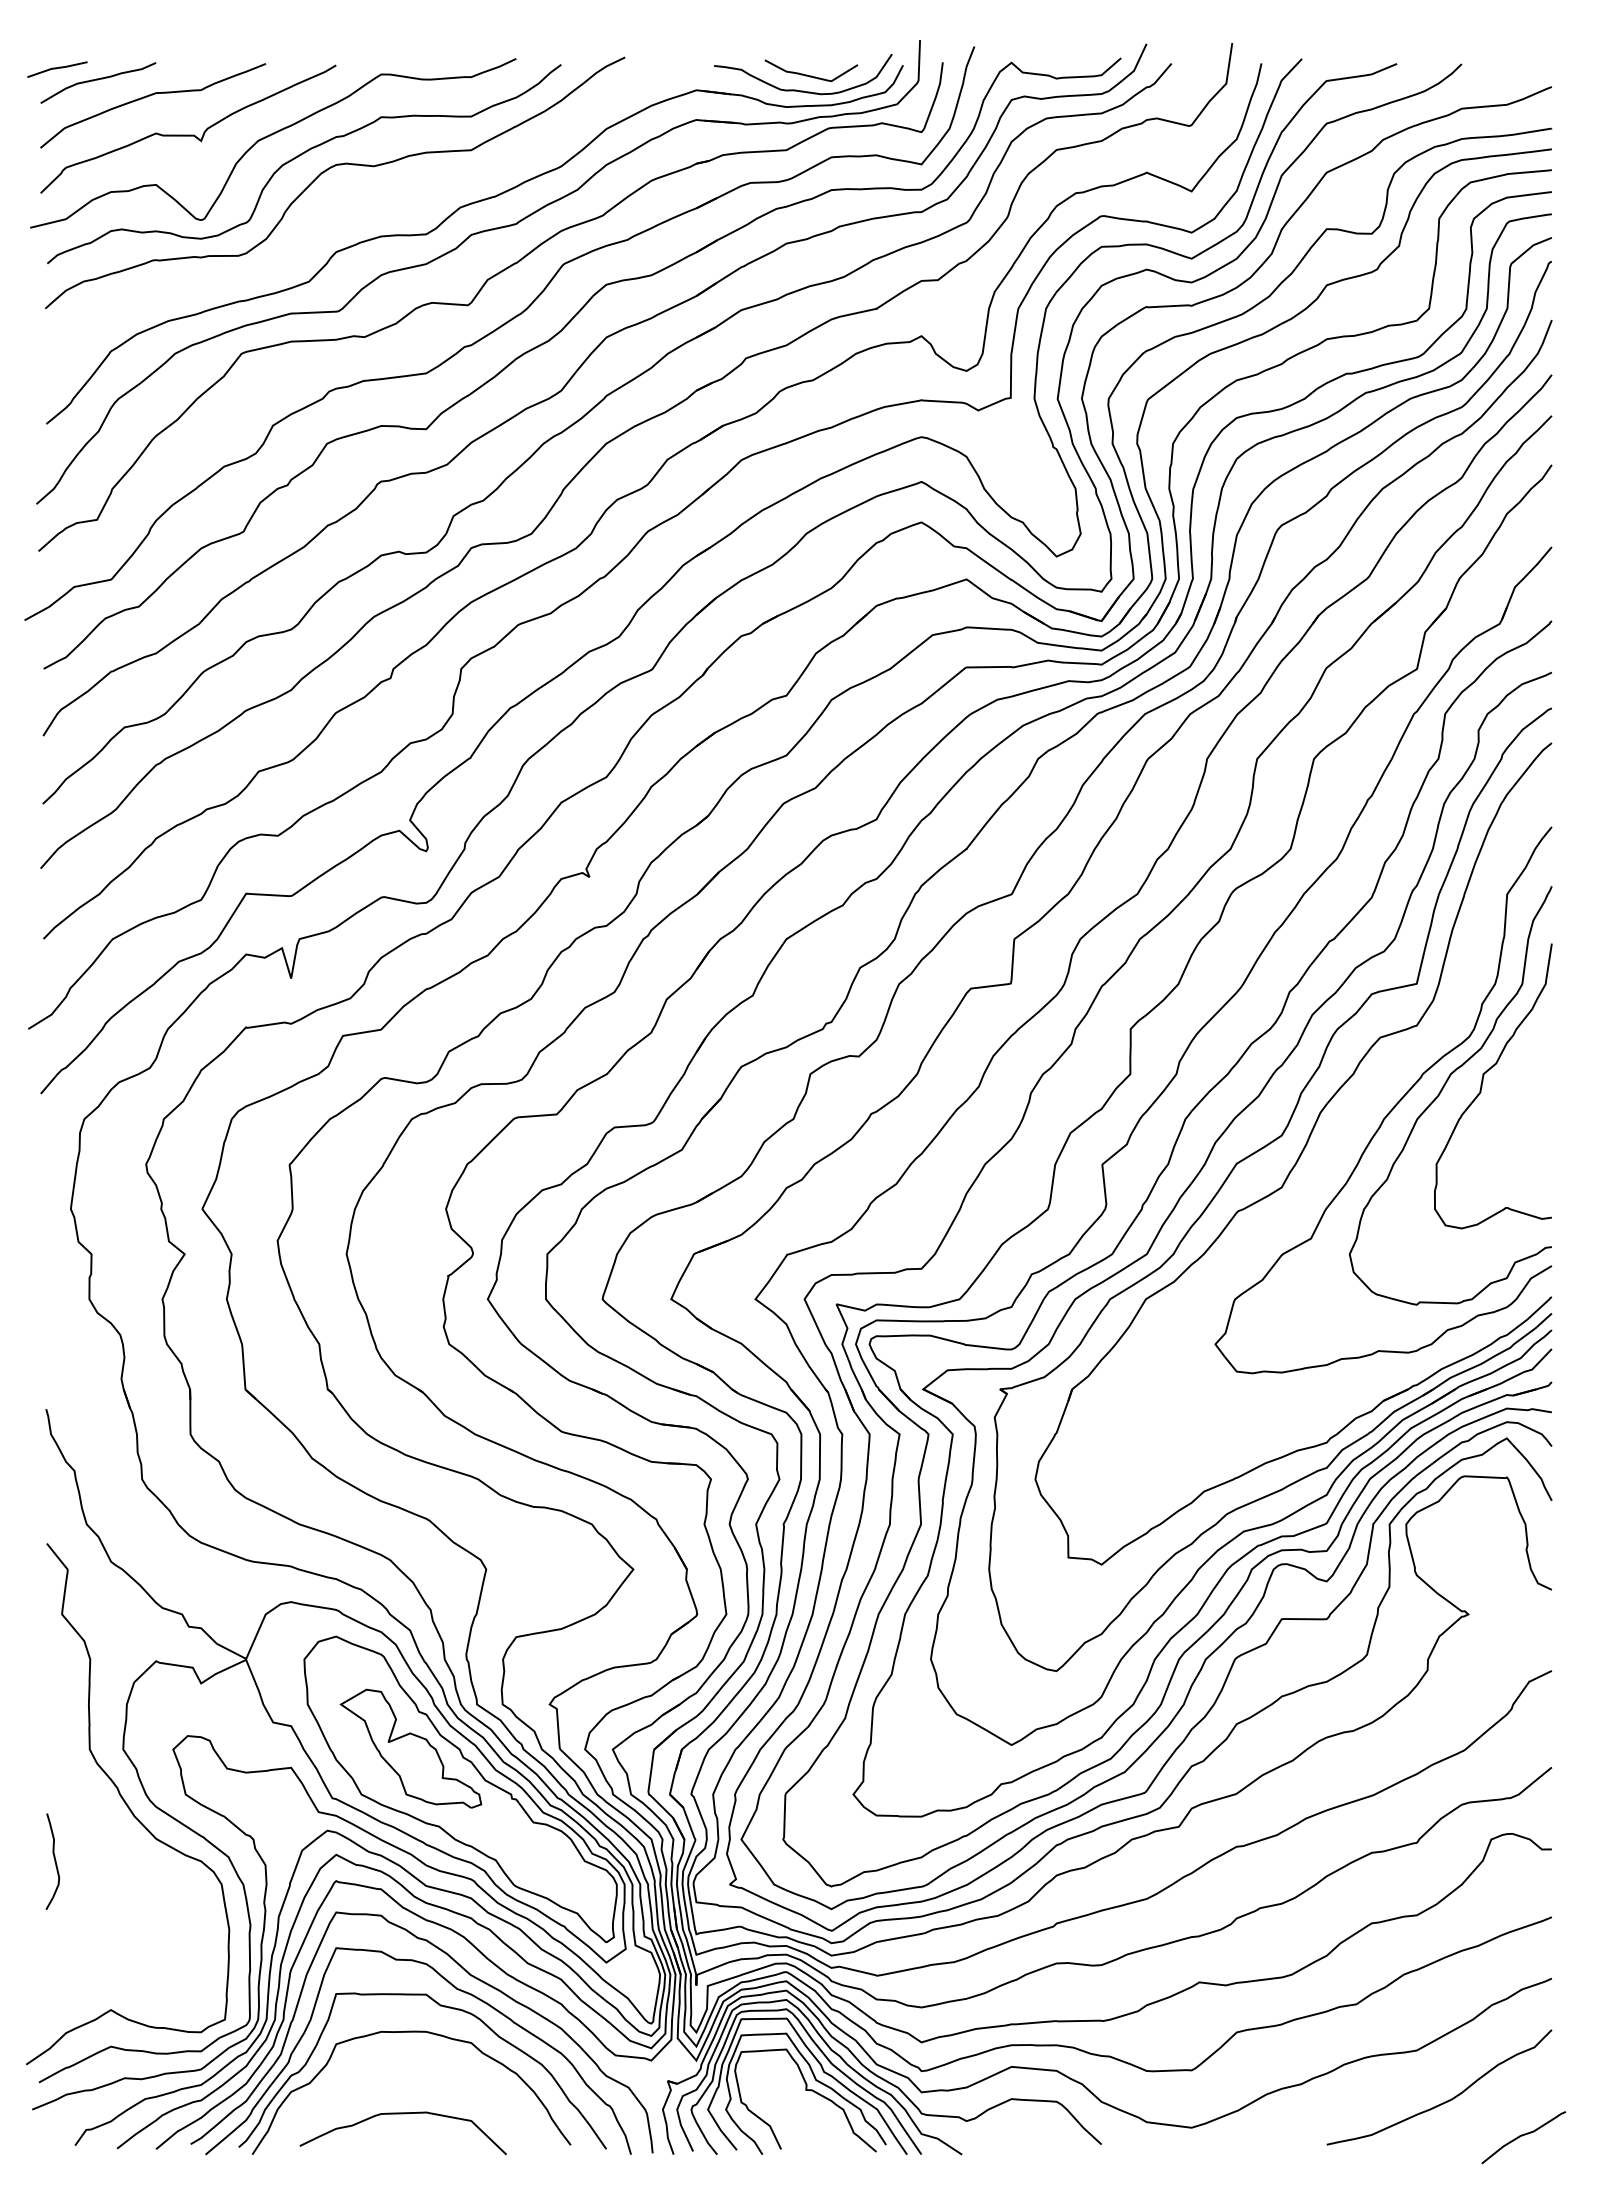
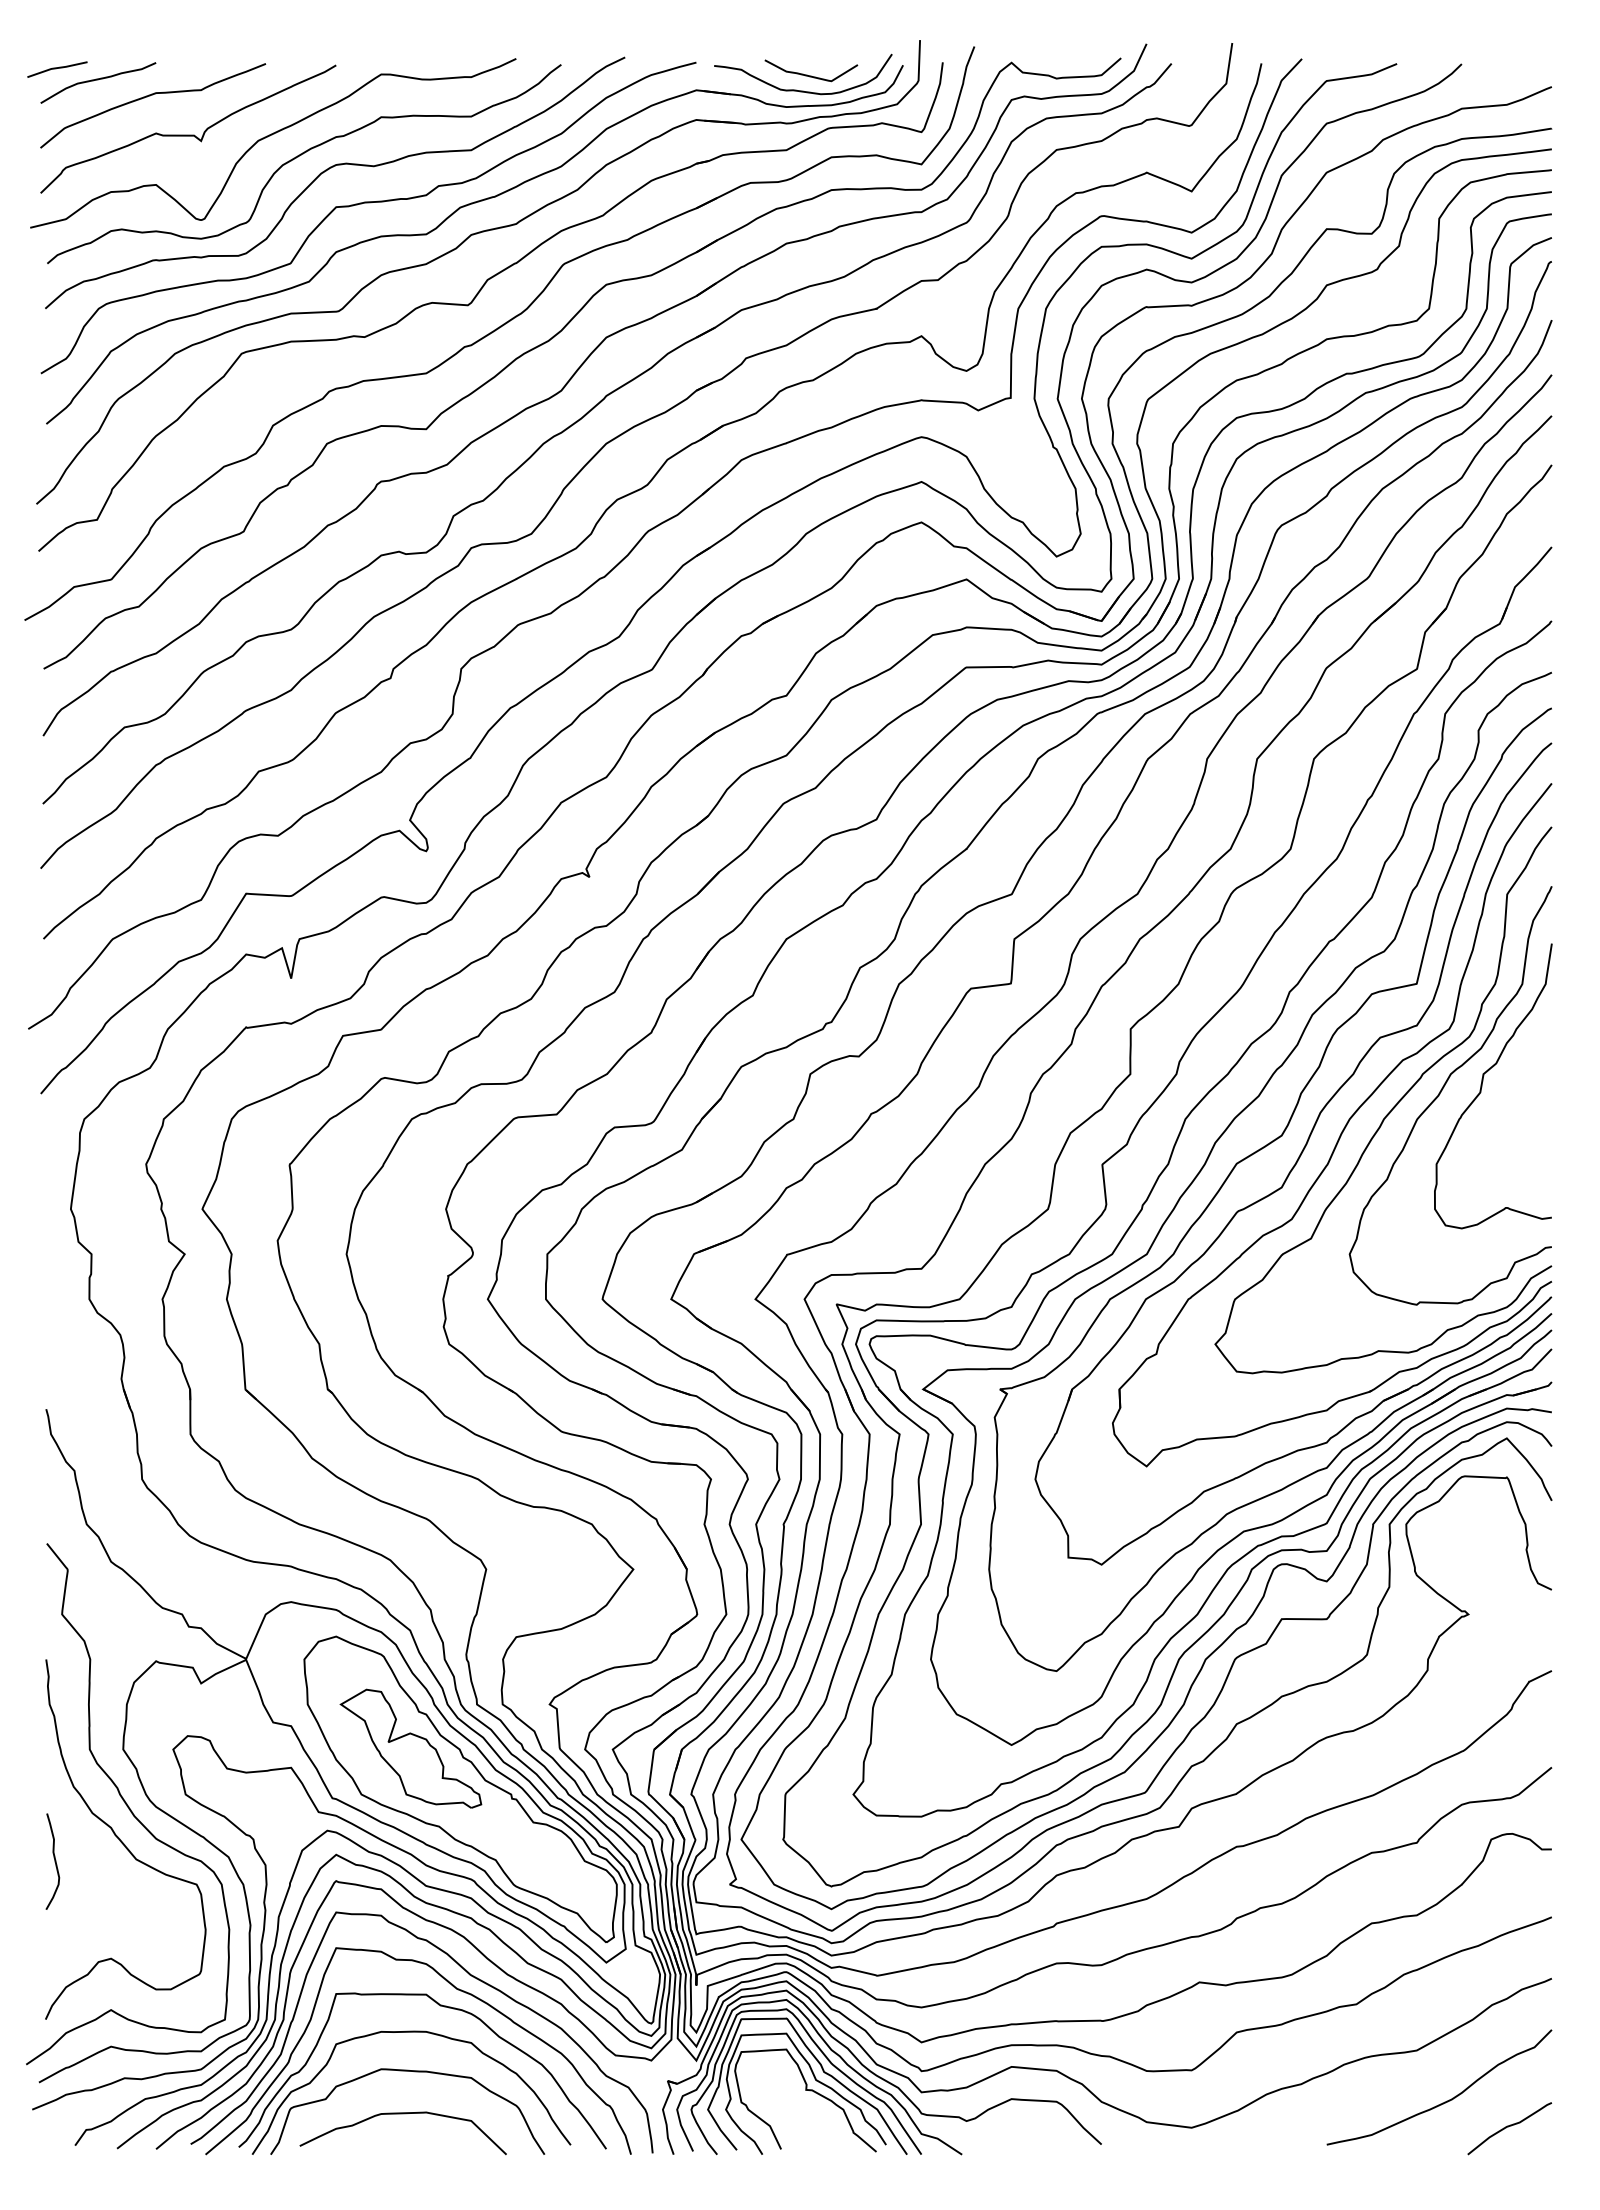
curve: none -> present (368, 203)
part: none -> present (1342, 1129)
curve: none -> present (122, 1841)
curve: none -> present (414, 2072)
curve position: (1522, 2136) -> (1508, 2127) (1508, 2127)
